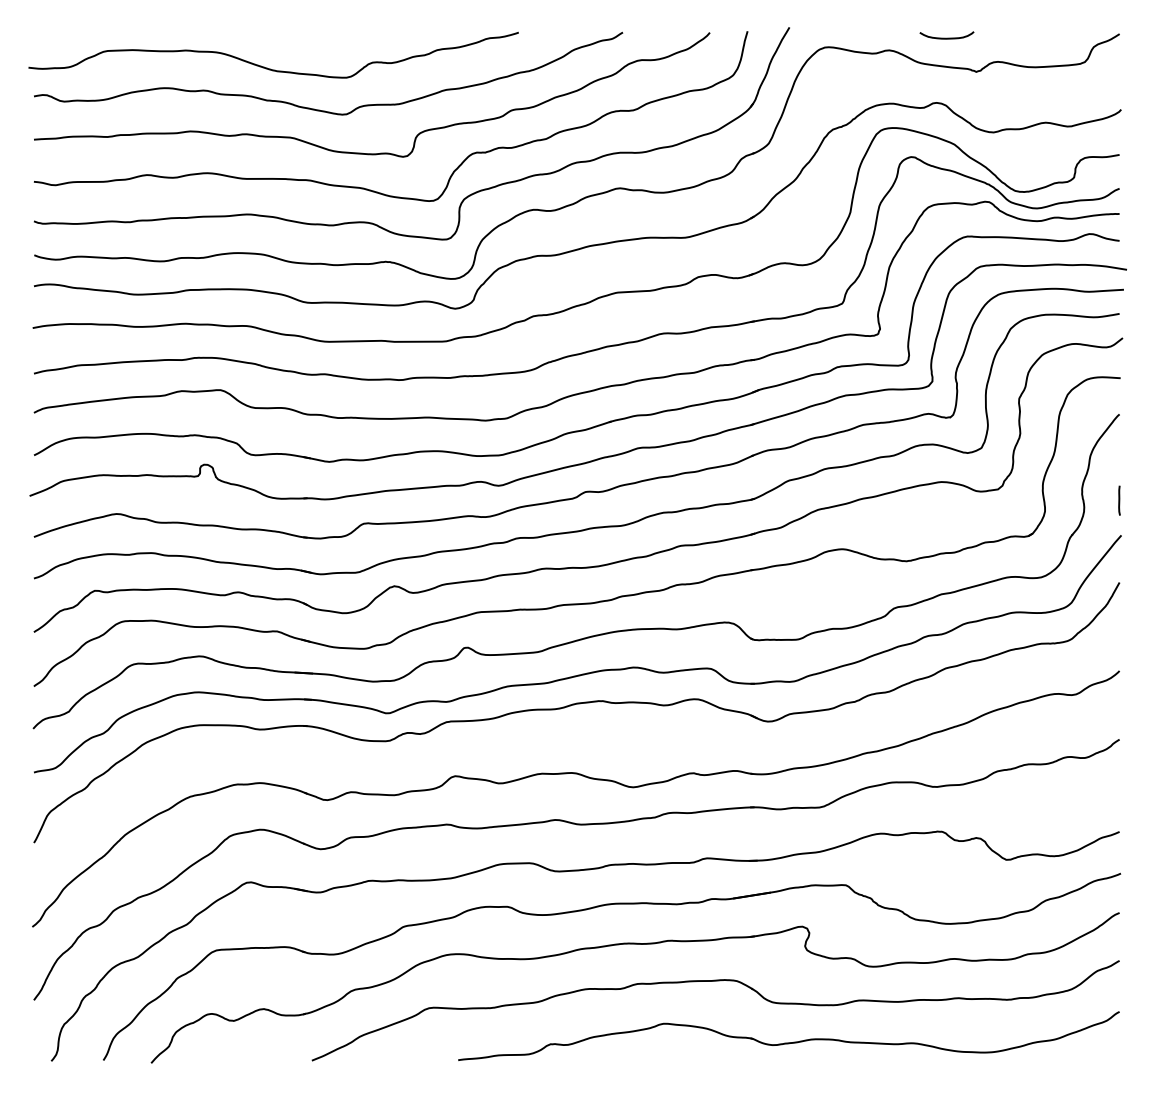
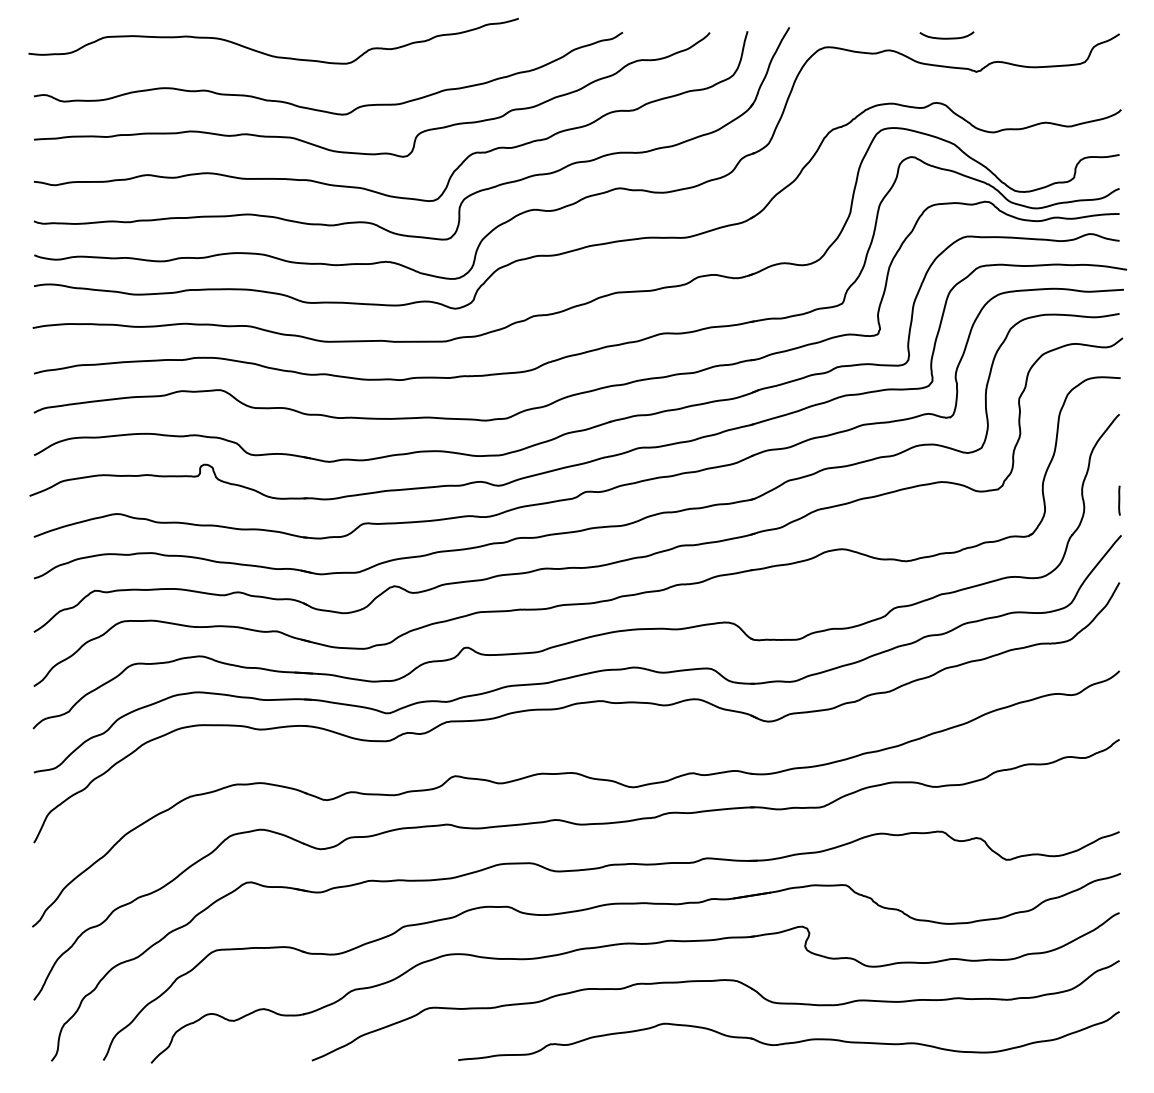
curve position: (267, 67) -> (267, 53) (267, 53)
